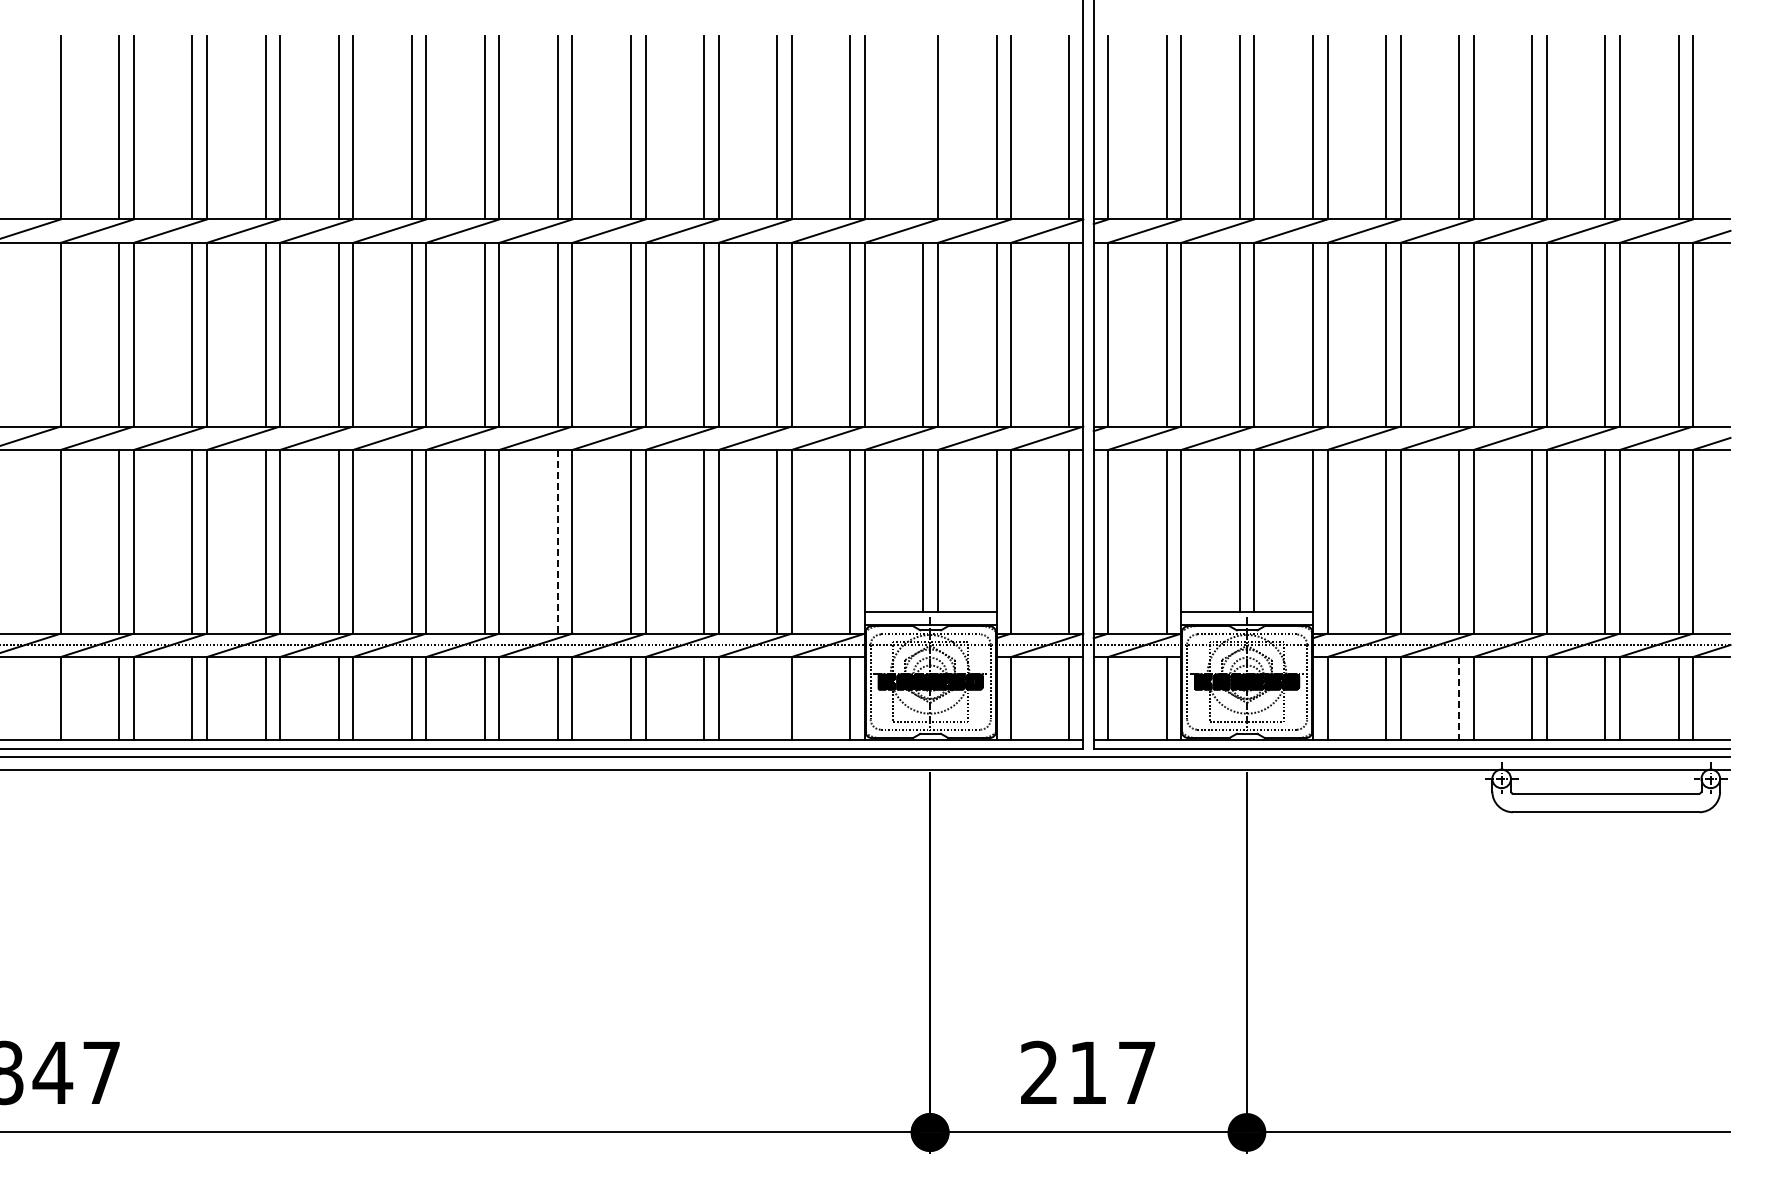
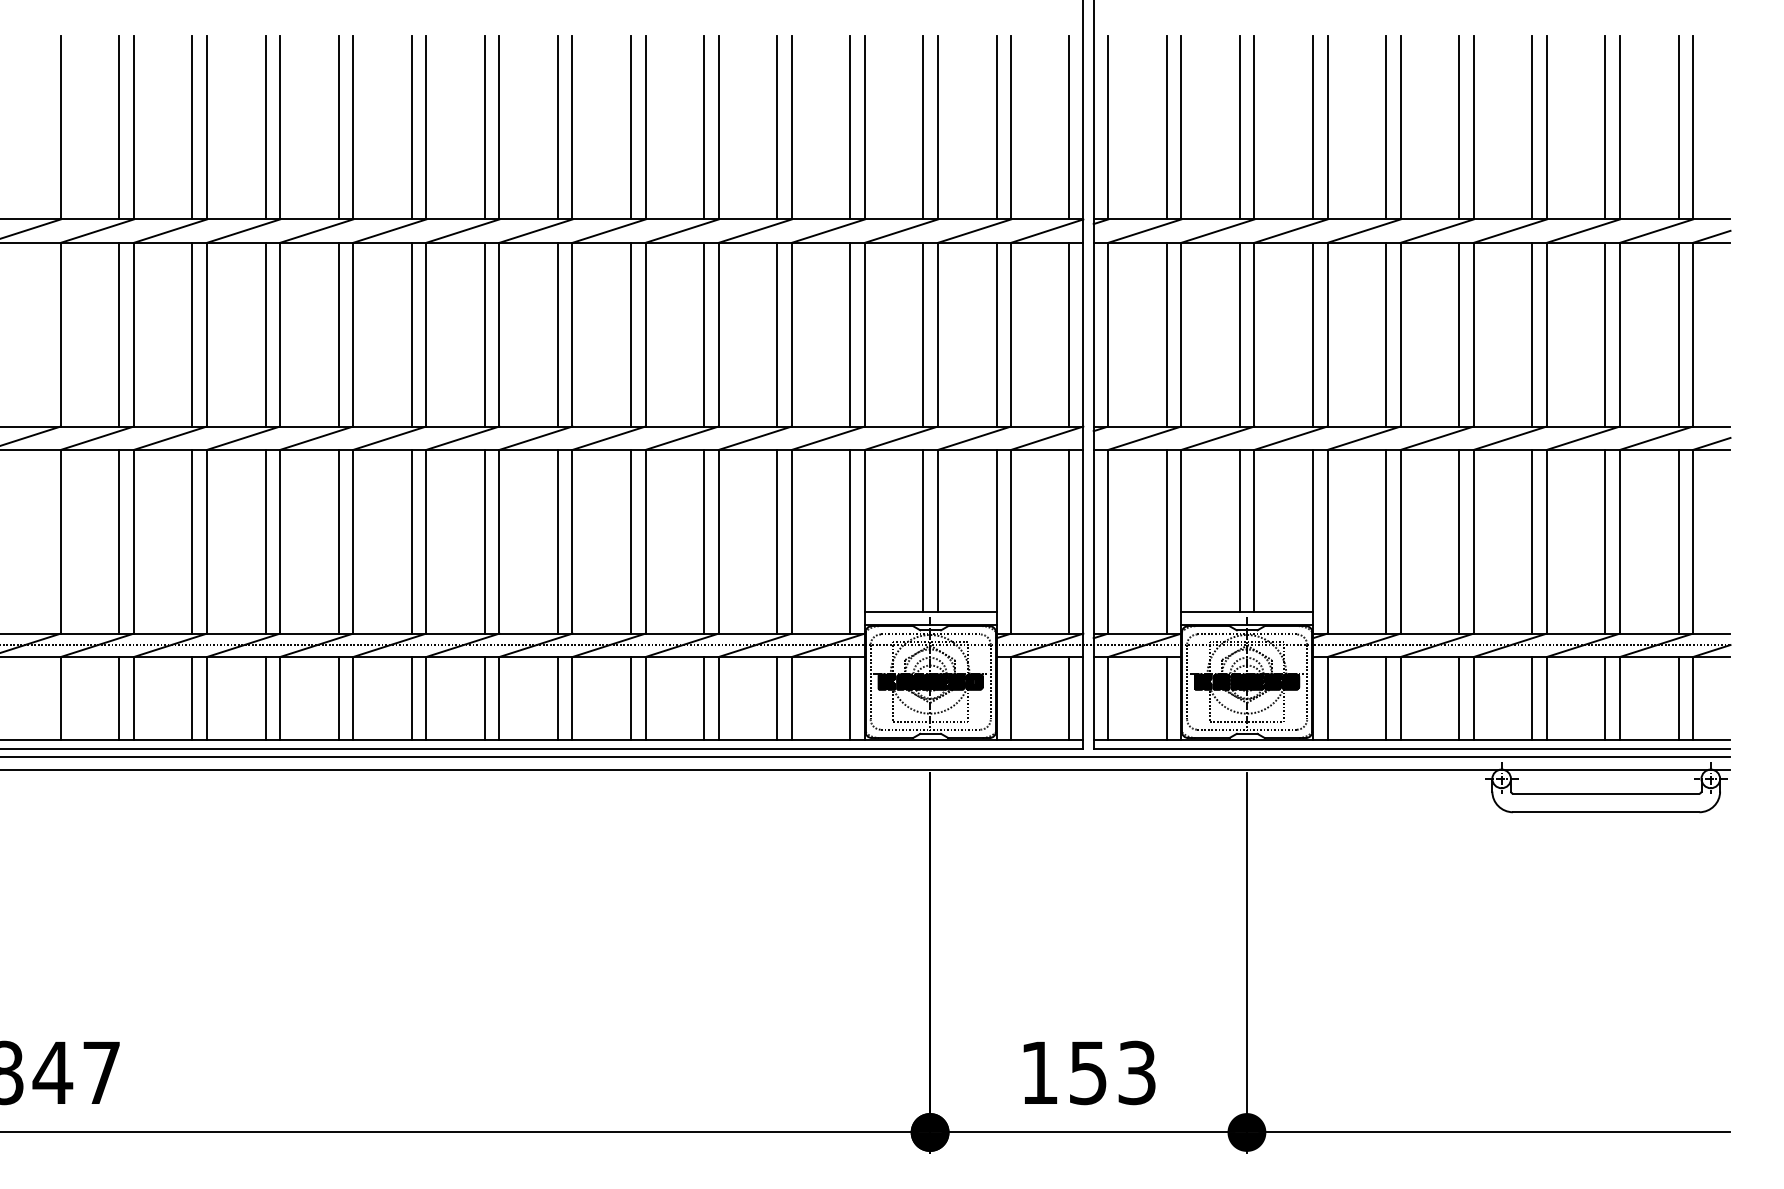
line: none -> present (923, 127)
line: dashed -> solid (557, 541)
line: none -> present (777, 698)
line: dashed -> solid (1459, 698)
text: 217 -> 153 (1088, 1072)
